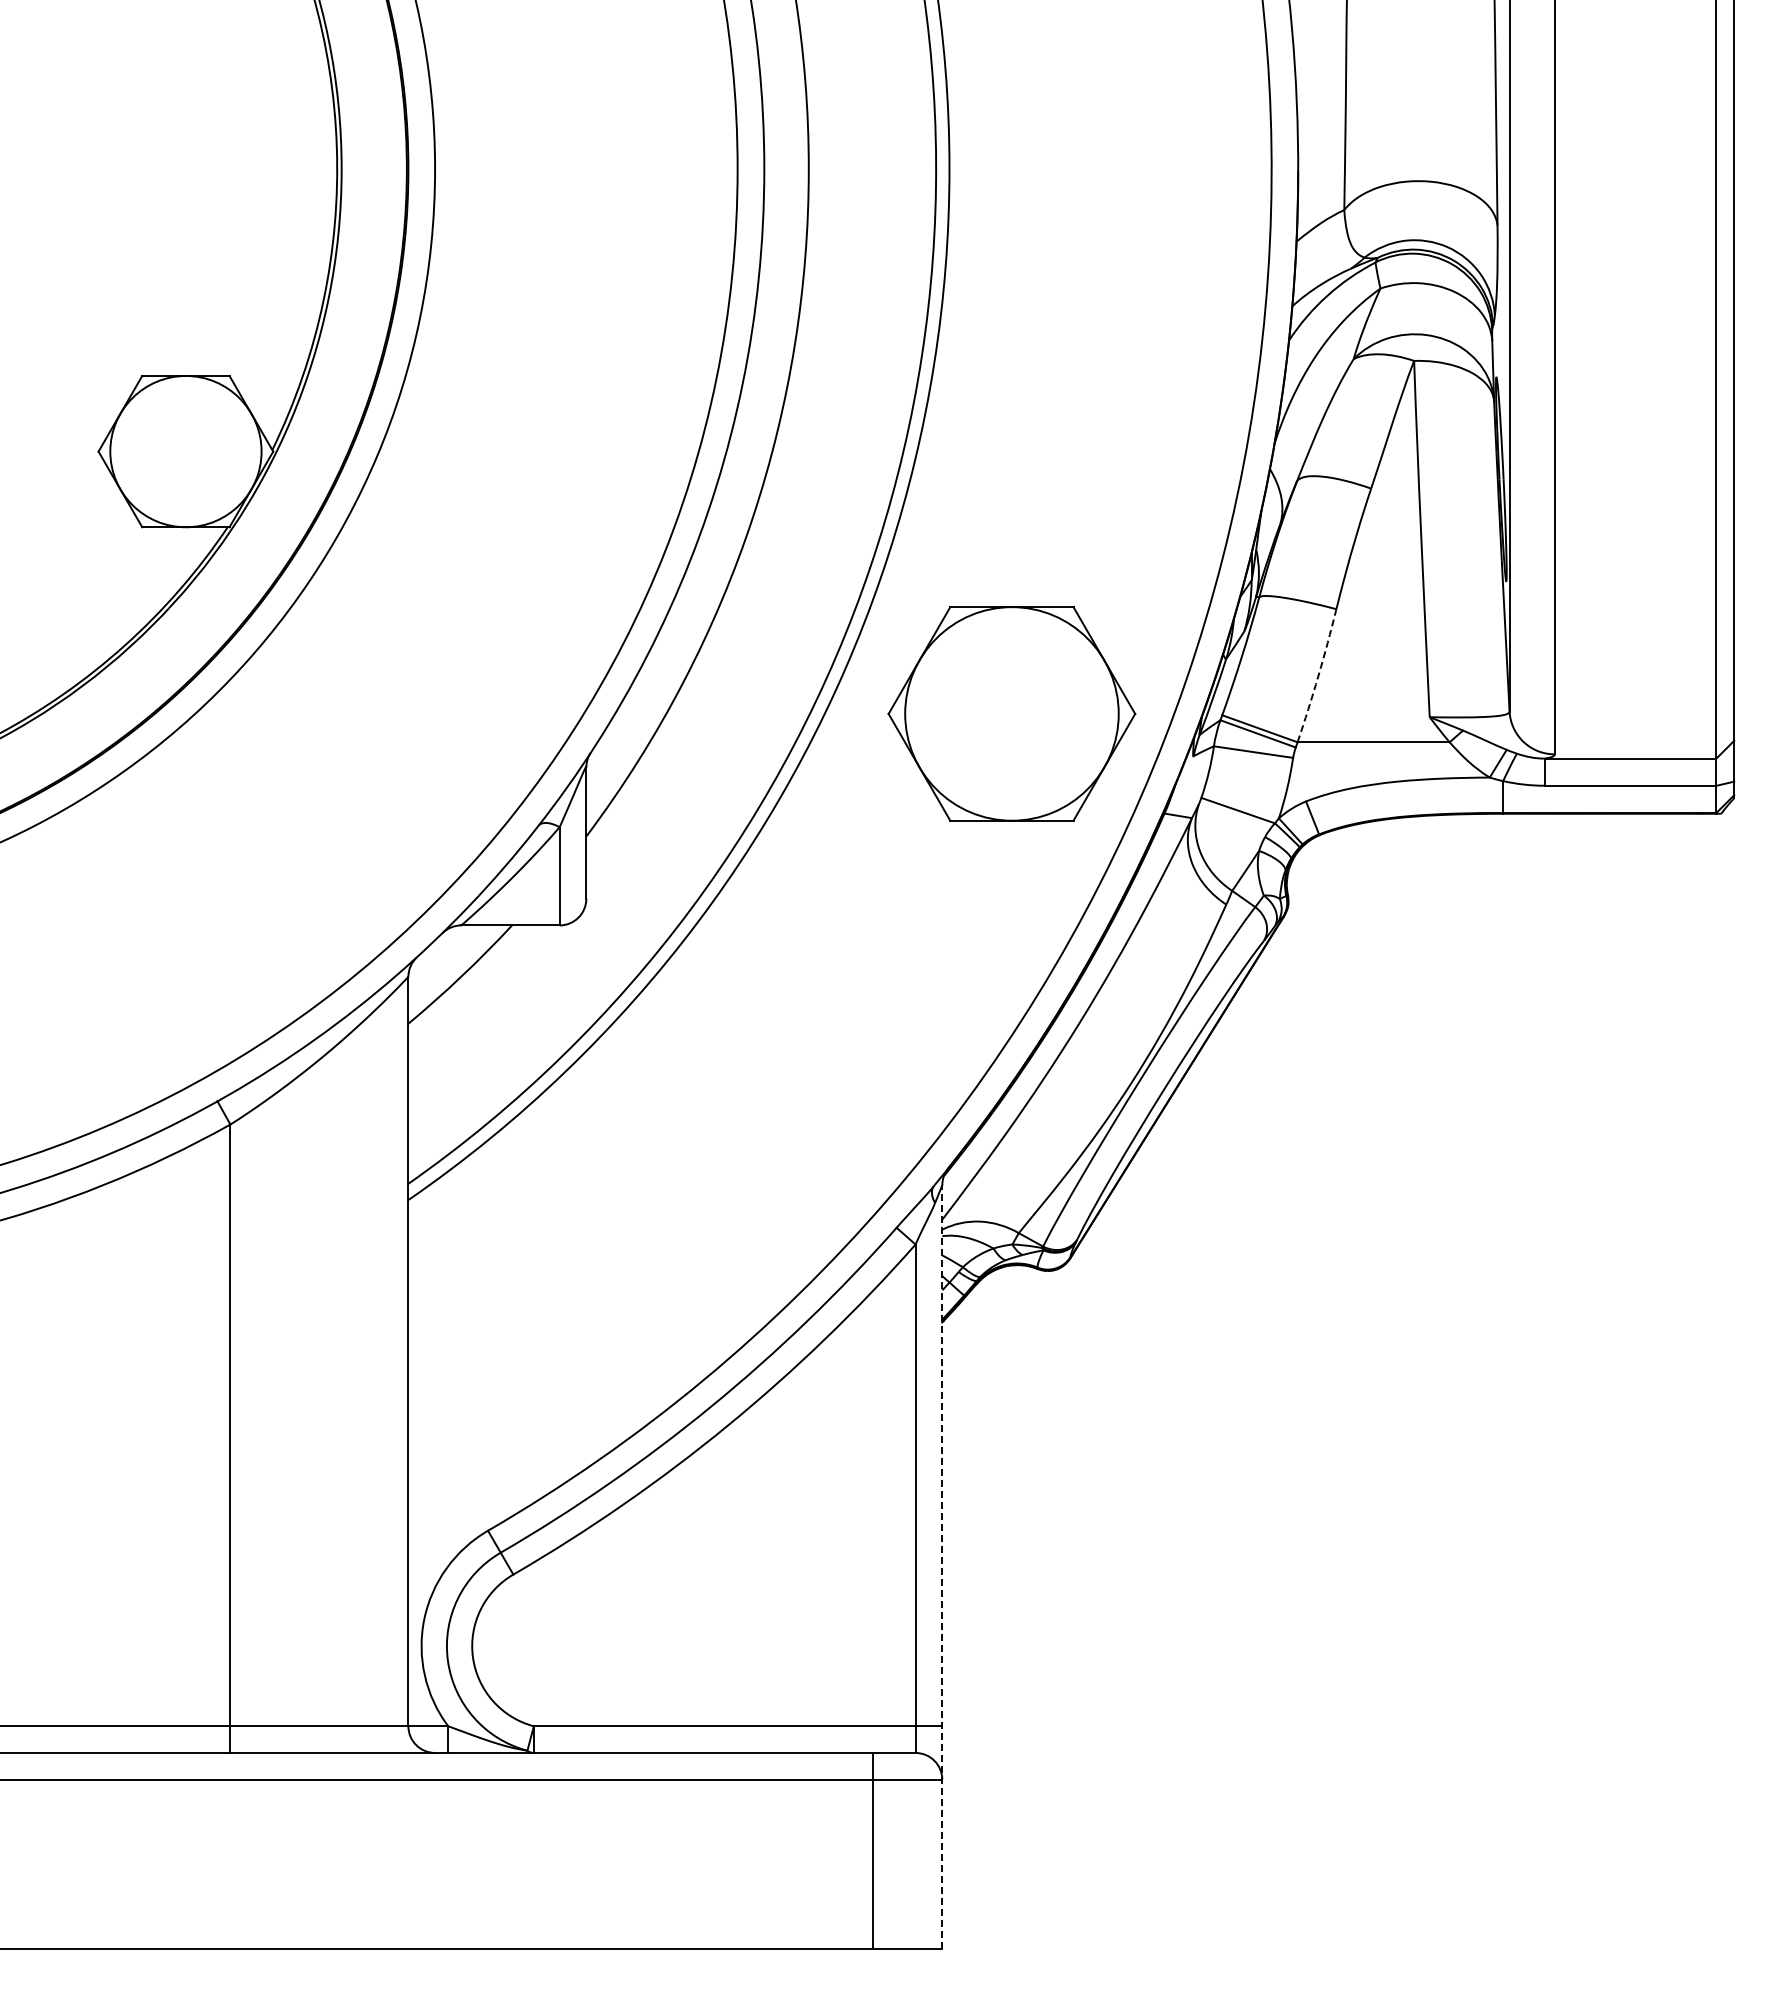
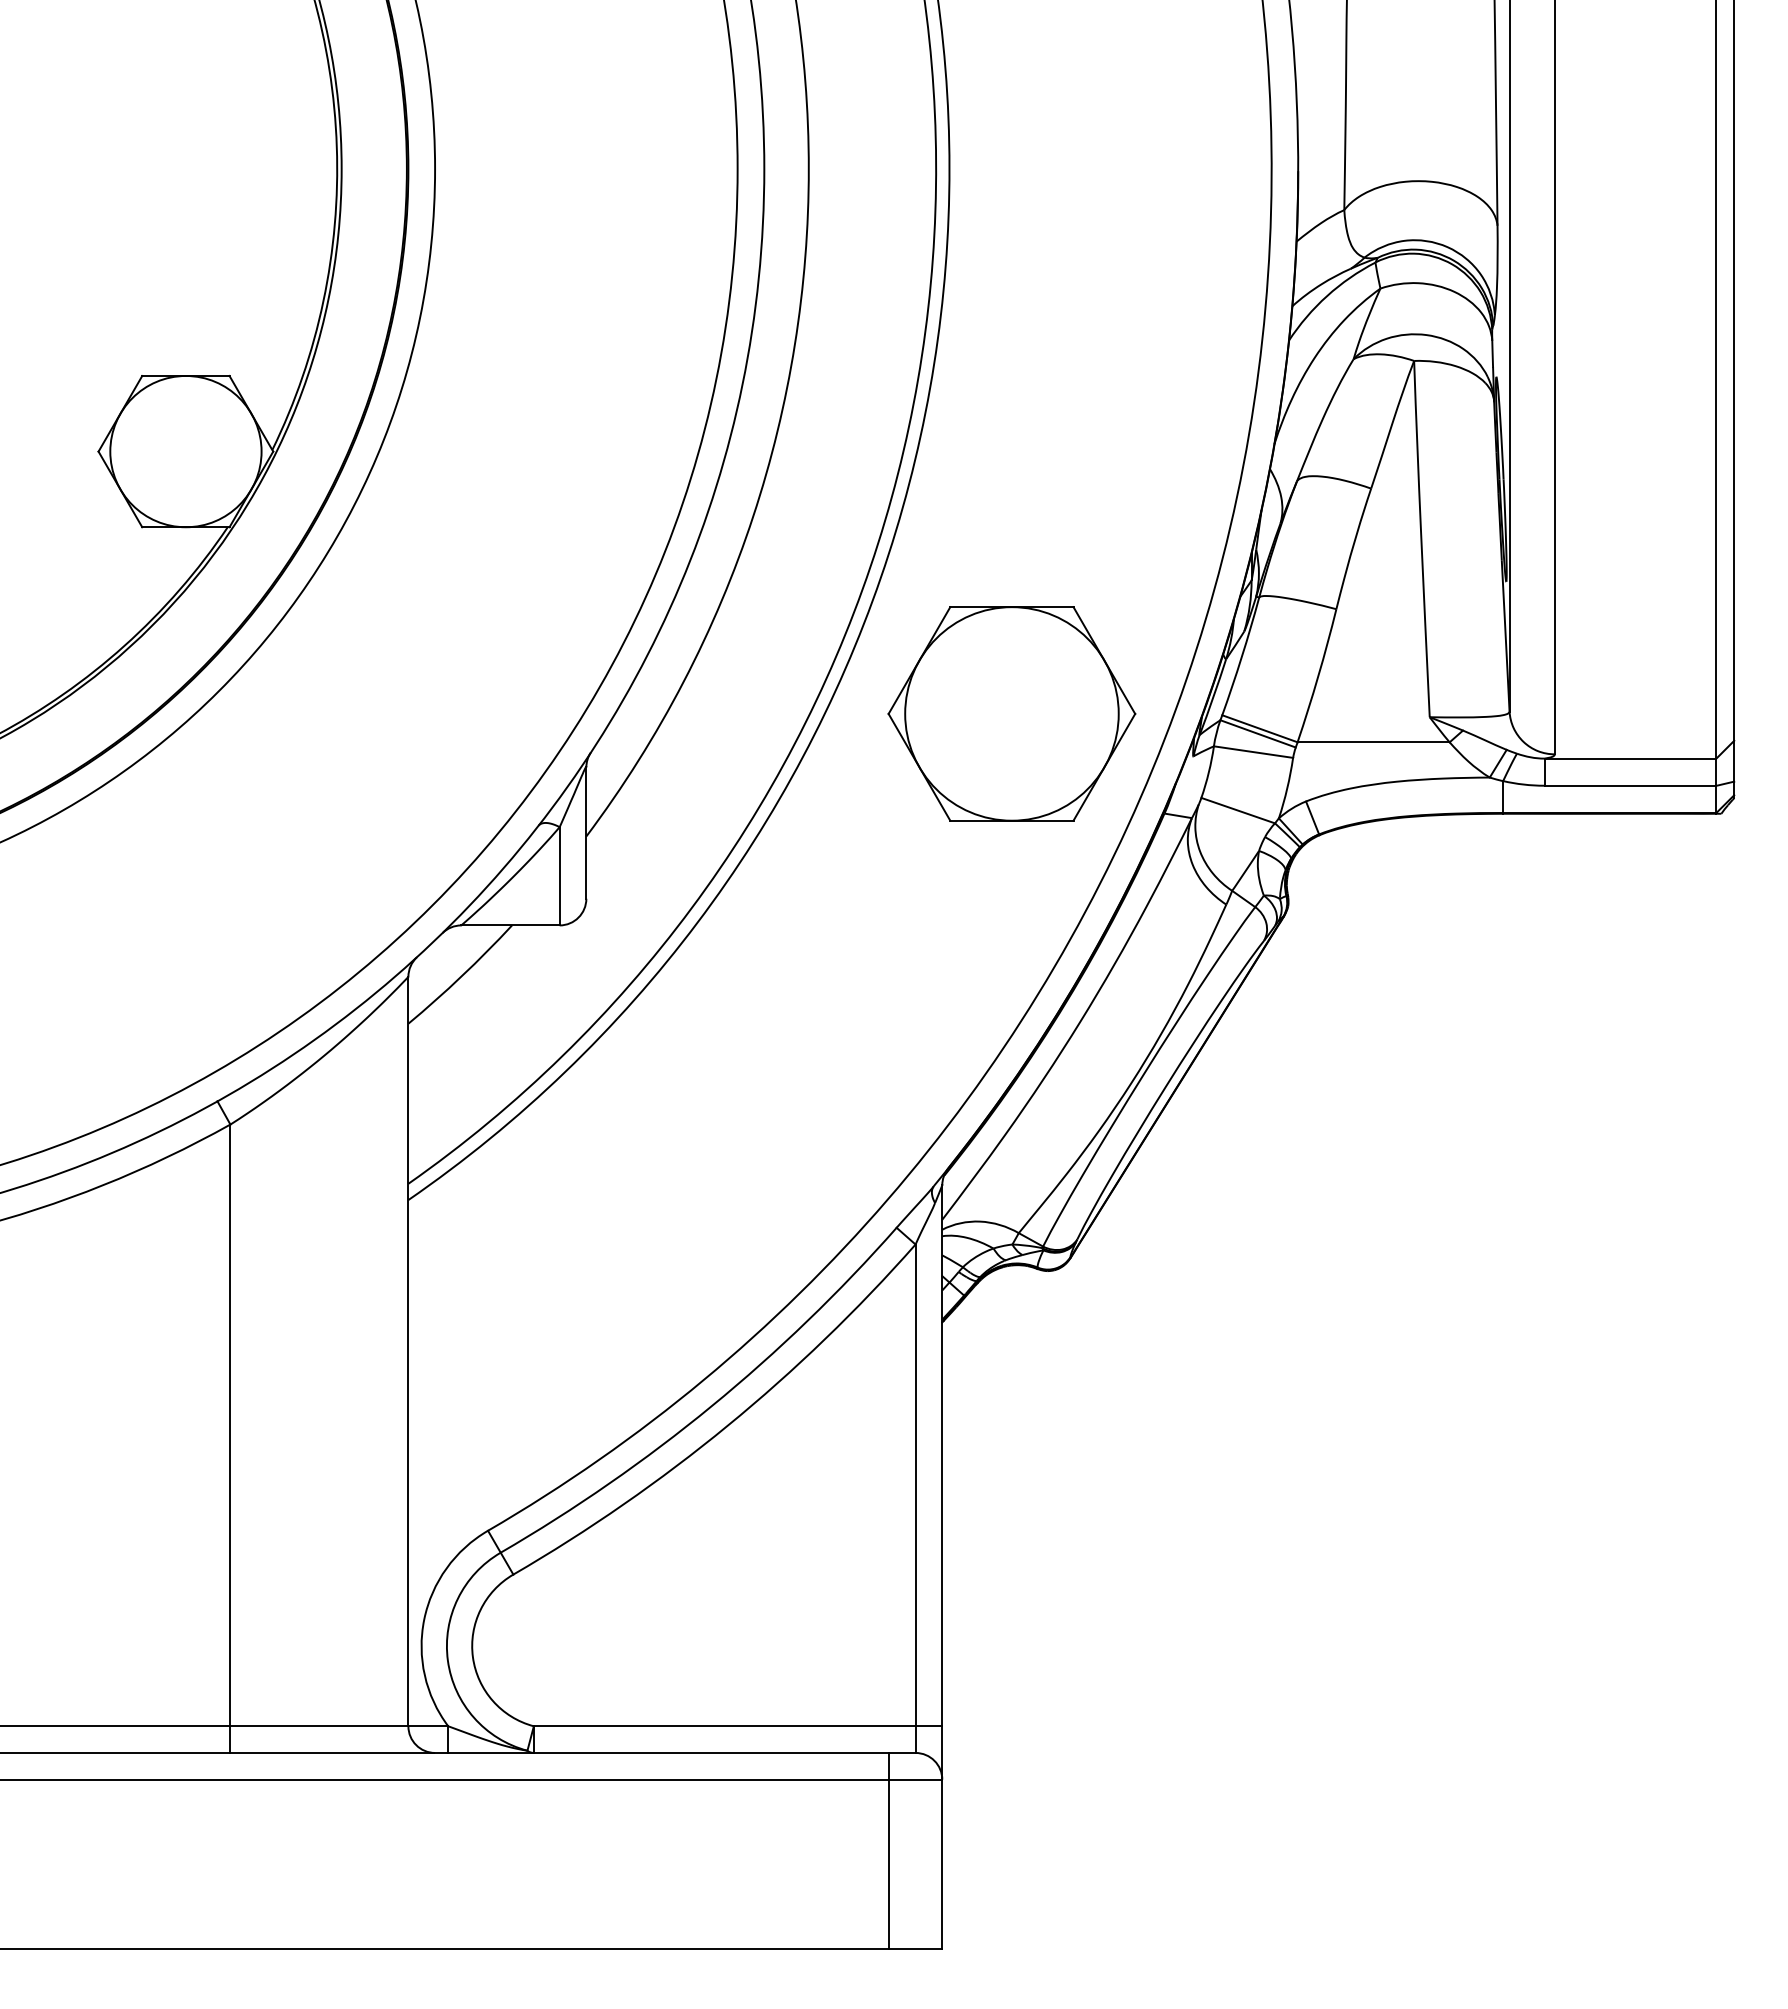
arc: dashed -> solid (1318, 676)
line: dashed -> solid (942, 1567)
line position: (872, 1850) -> (888, 1850) (888, 1850)
